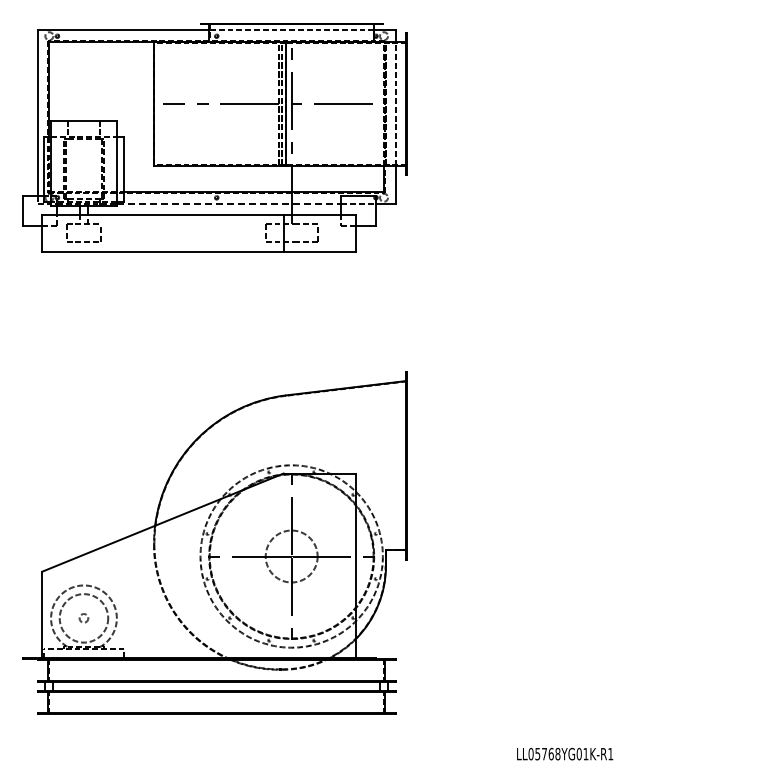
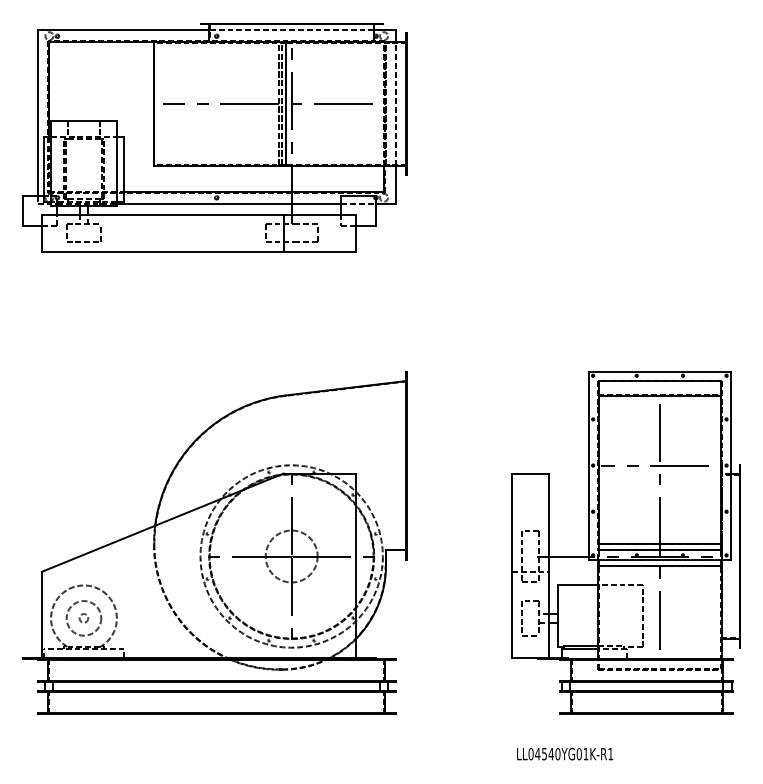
line: dashed -> solid (229, 203)
part: none -> present (625, 542)
circle diameter: 48 px -> 35 px (83, 618)
text: LL05768YG01K-R1 -> LL04540YG01K-R1 (547, 753)
